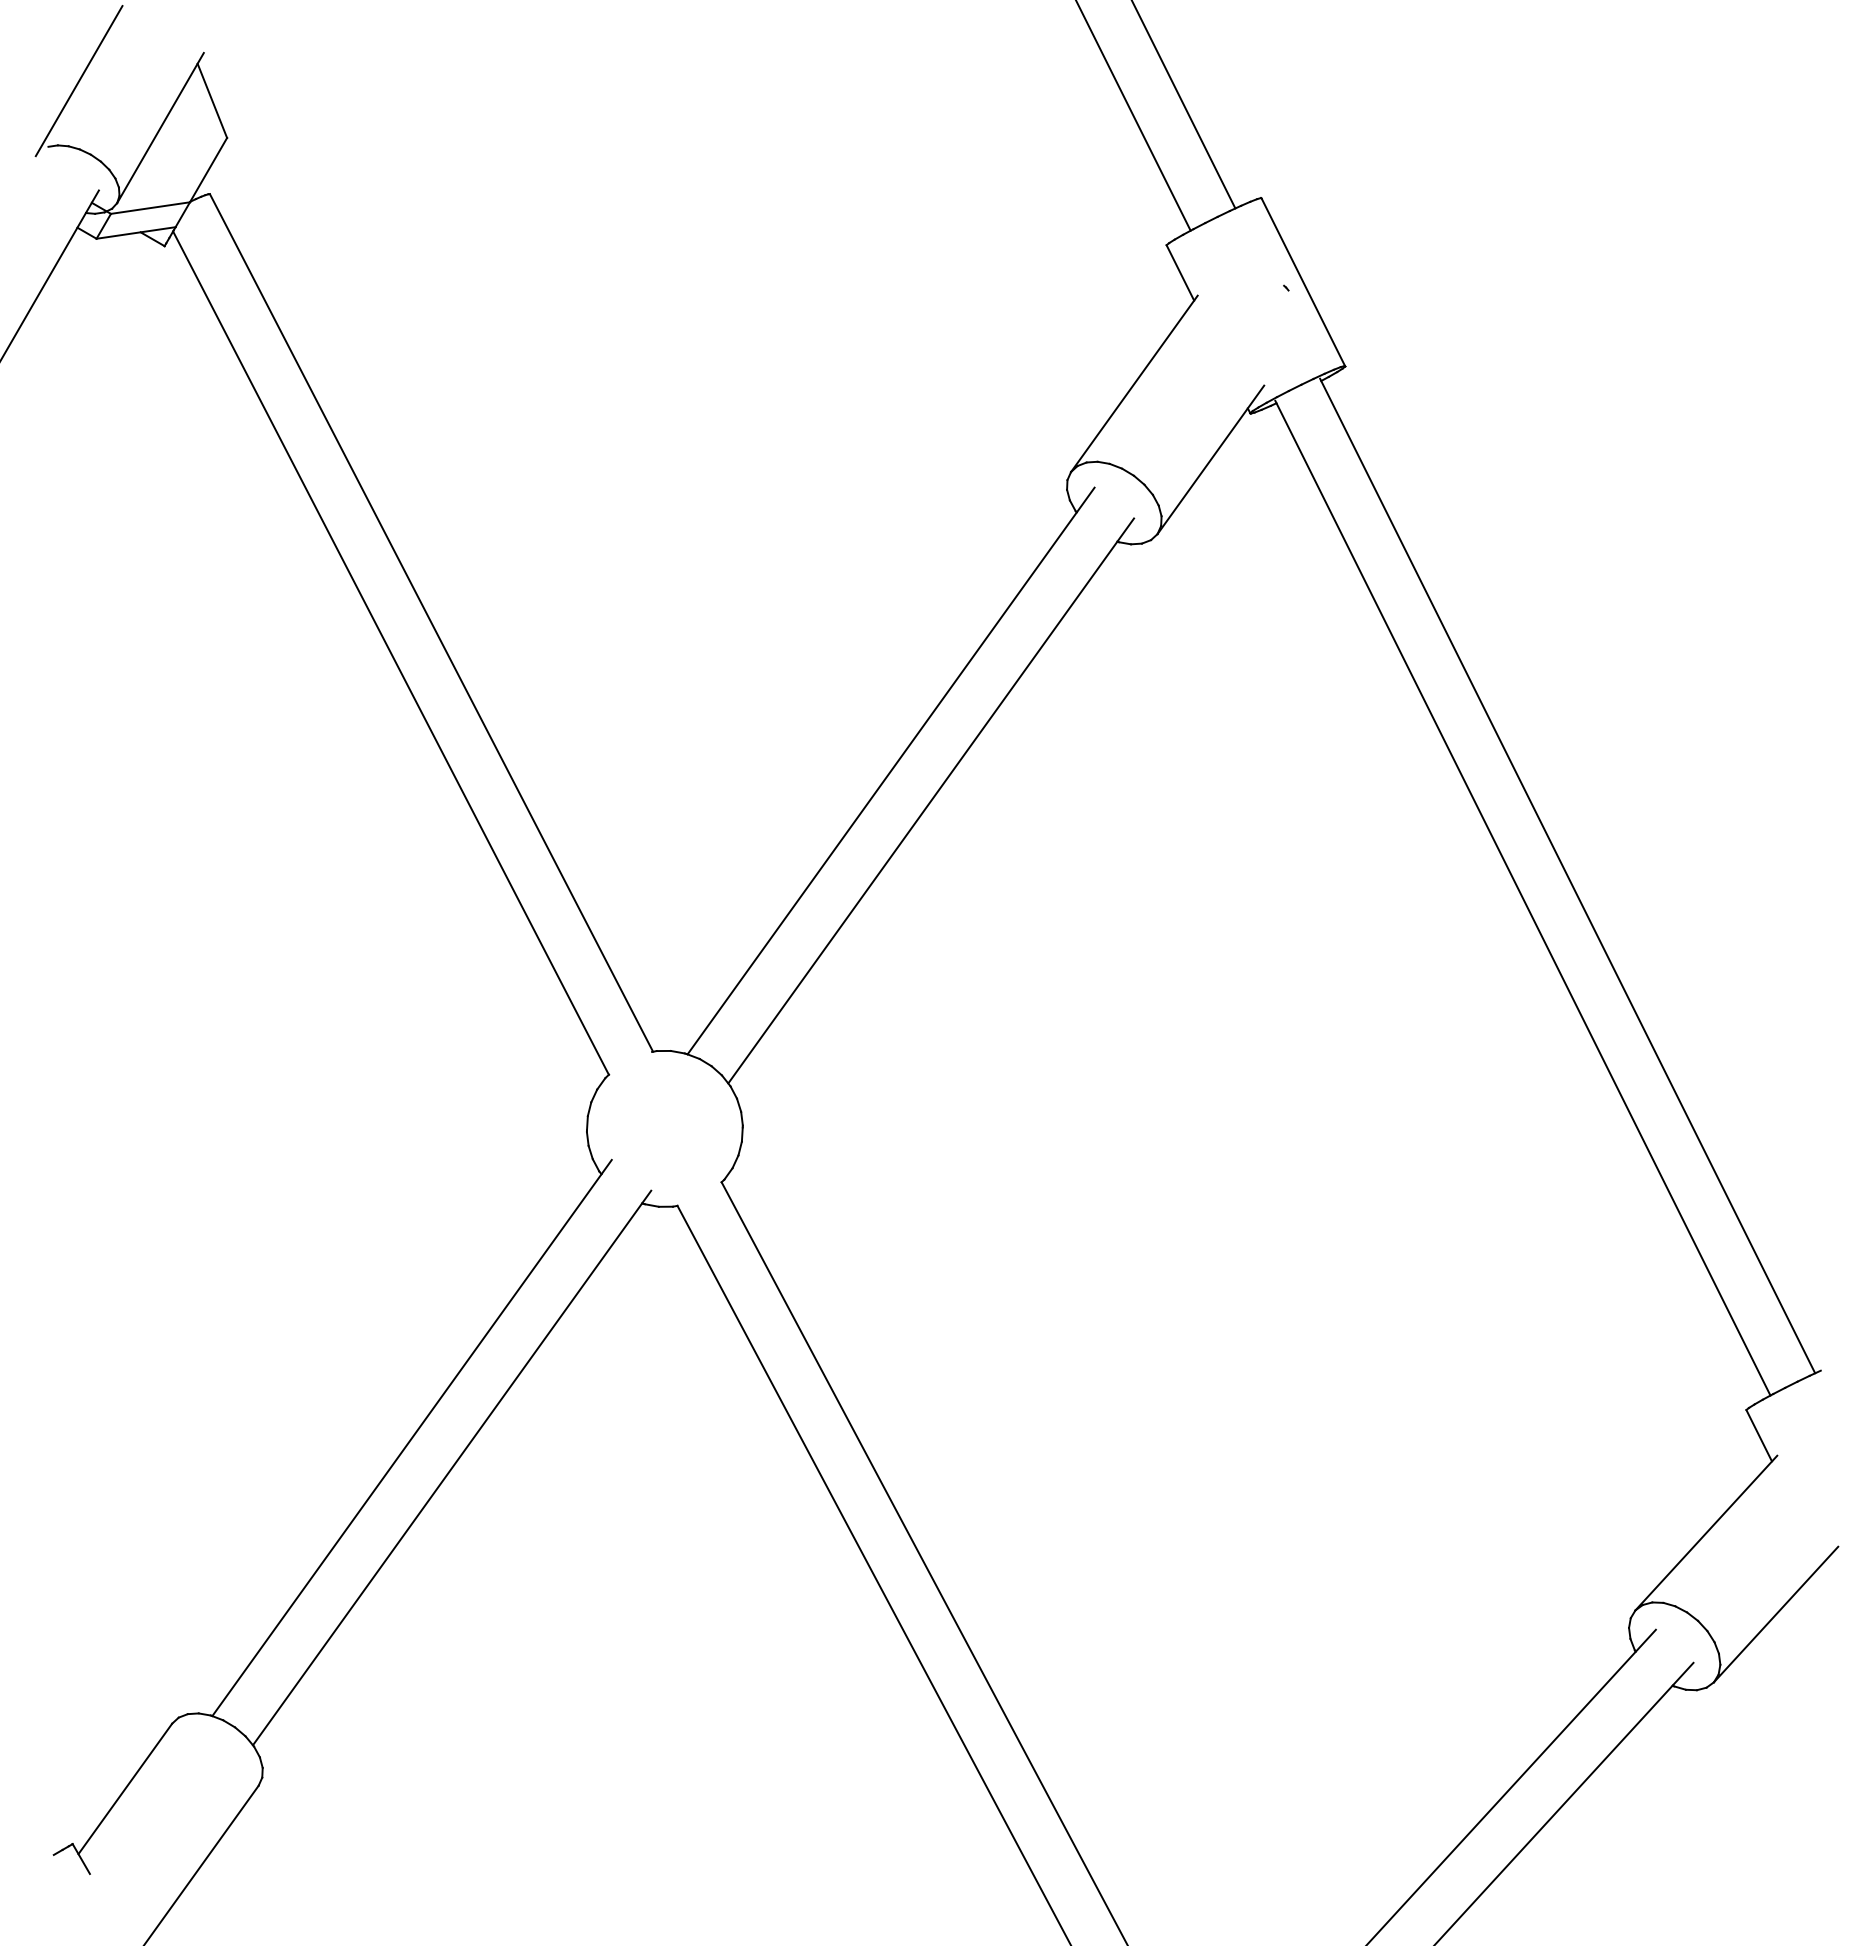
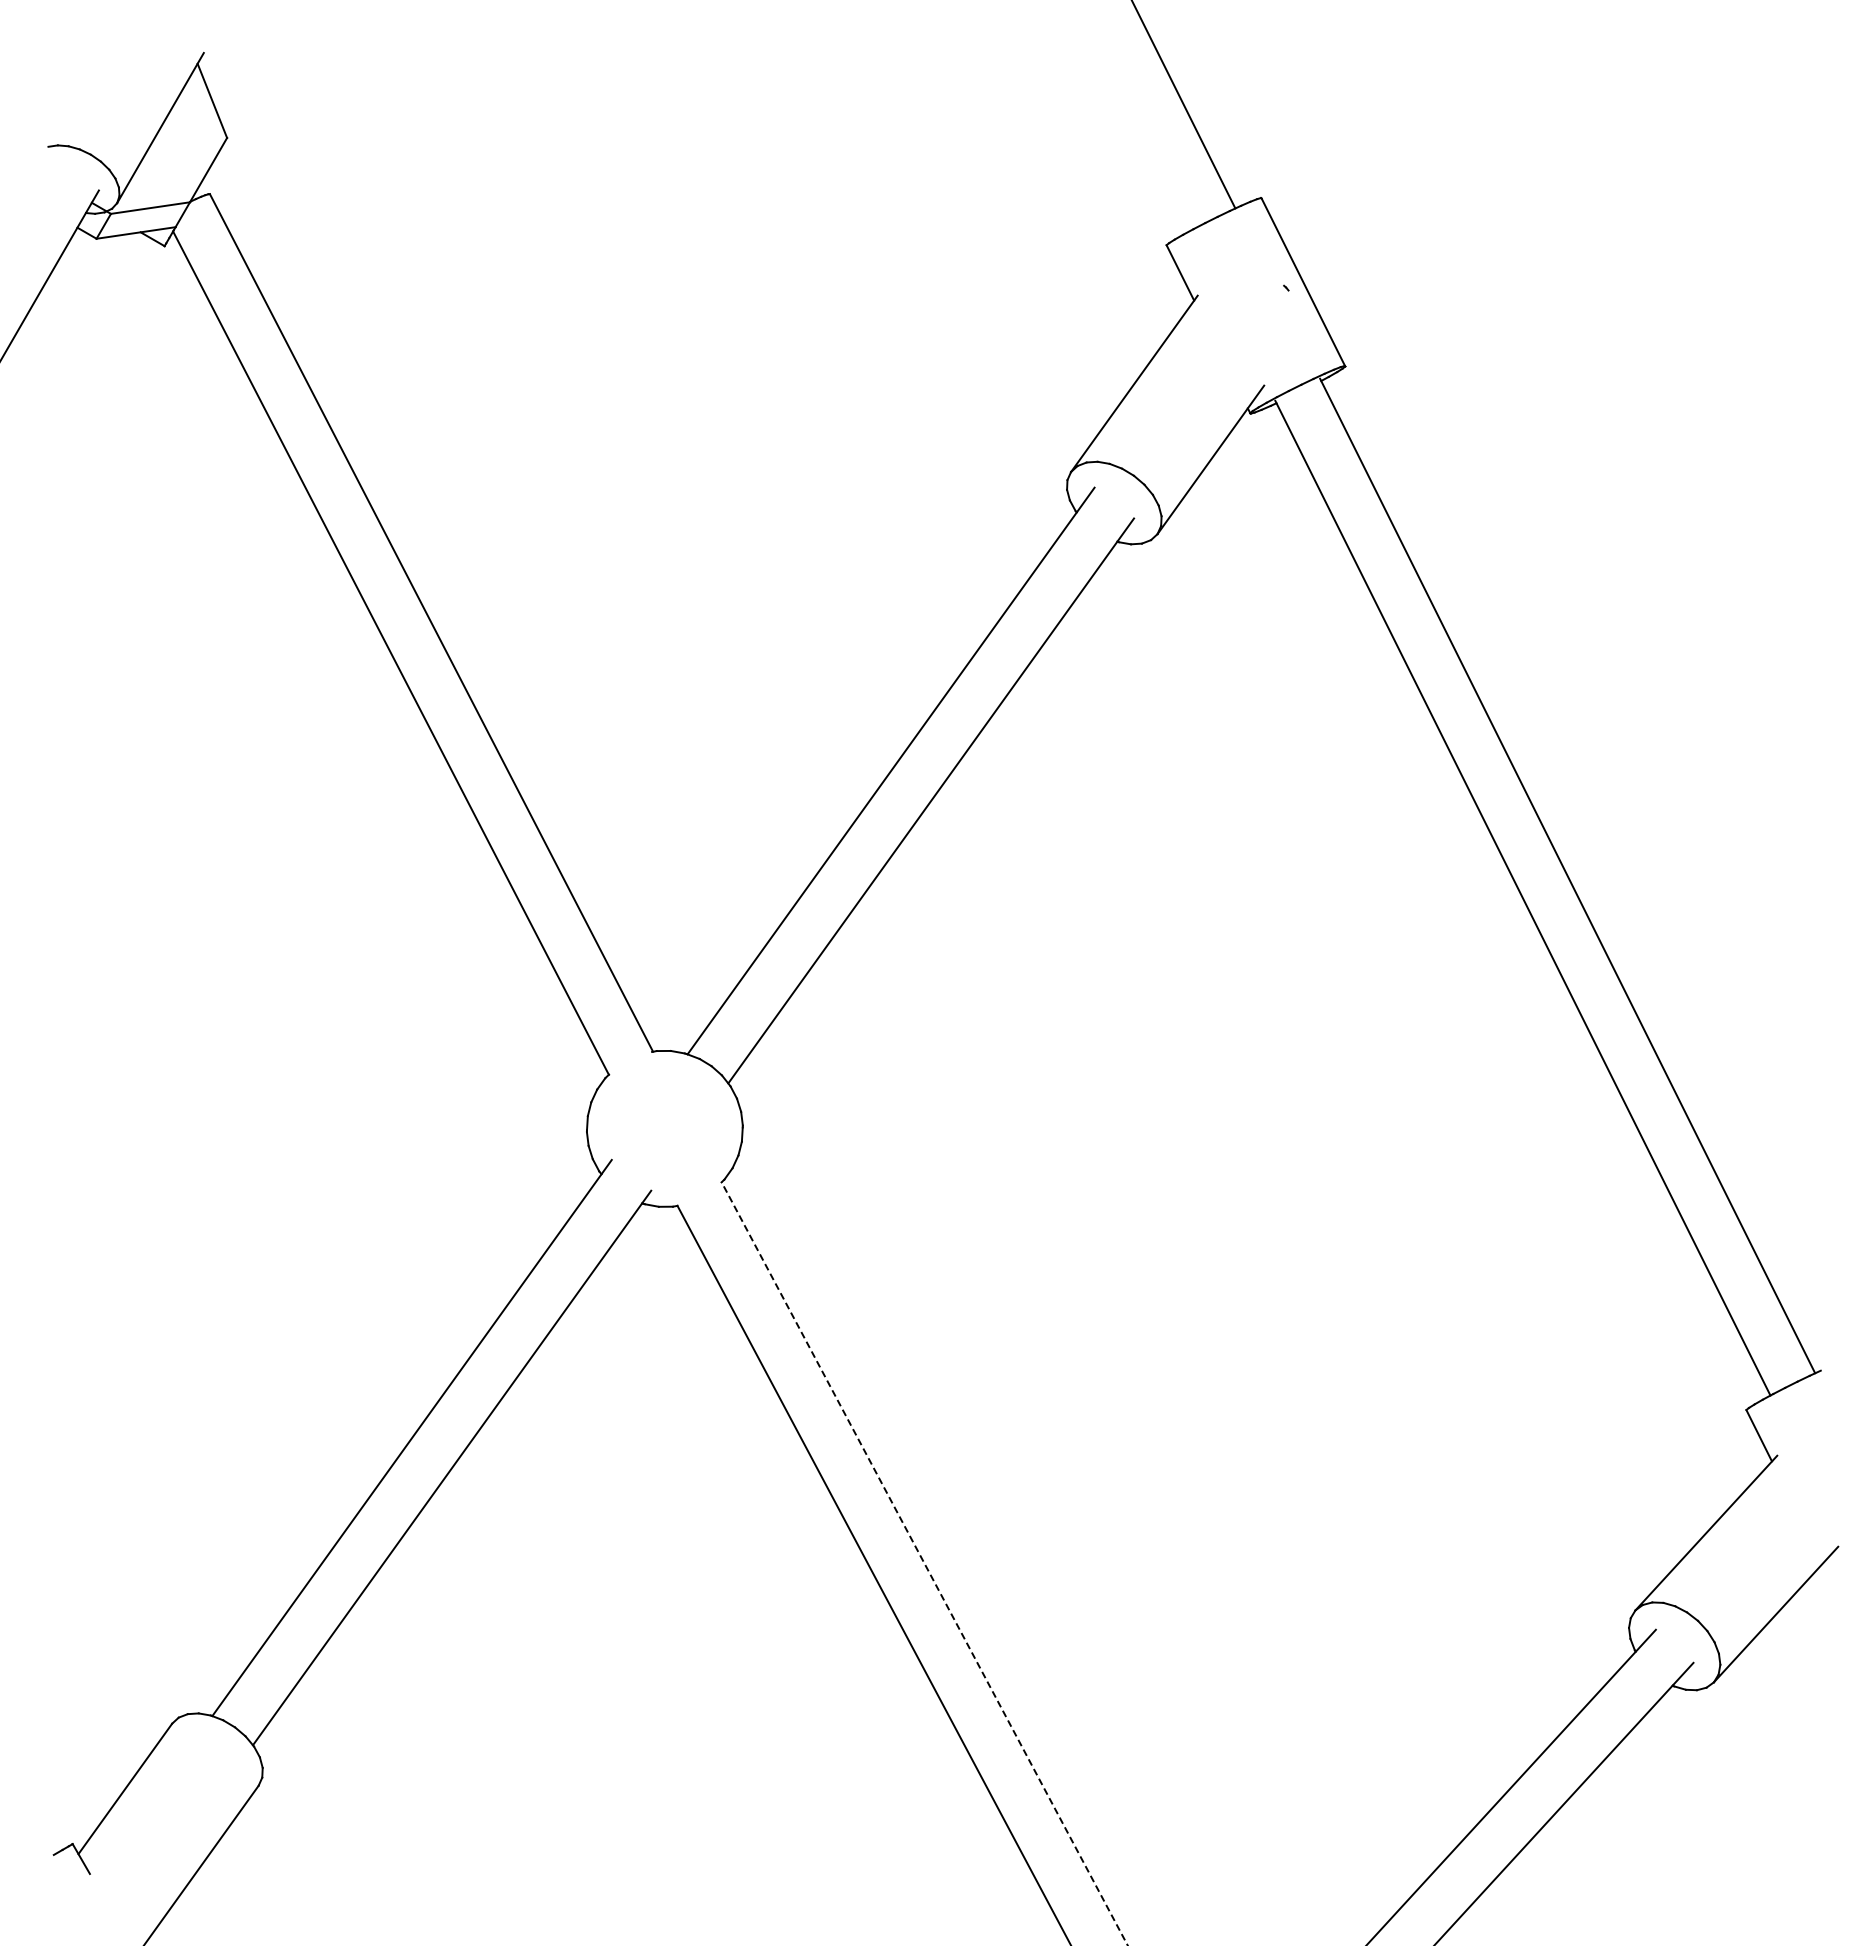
line: present -> none (78, 81)
line: present -> none (1133, 116)
line: solid -> dashed (924, 1563)
